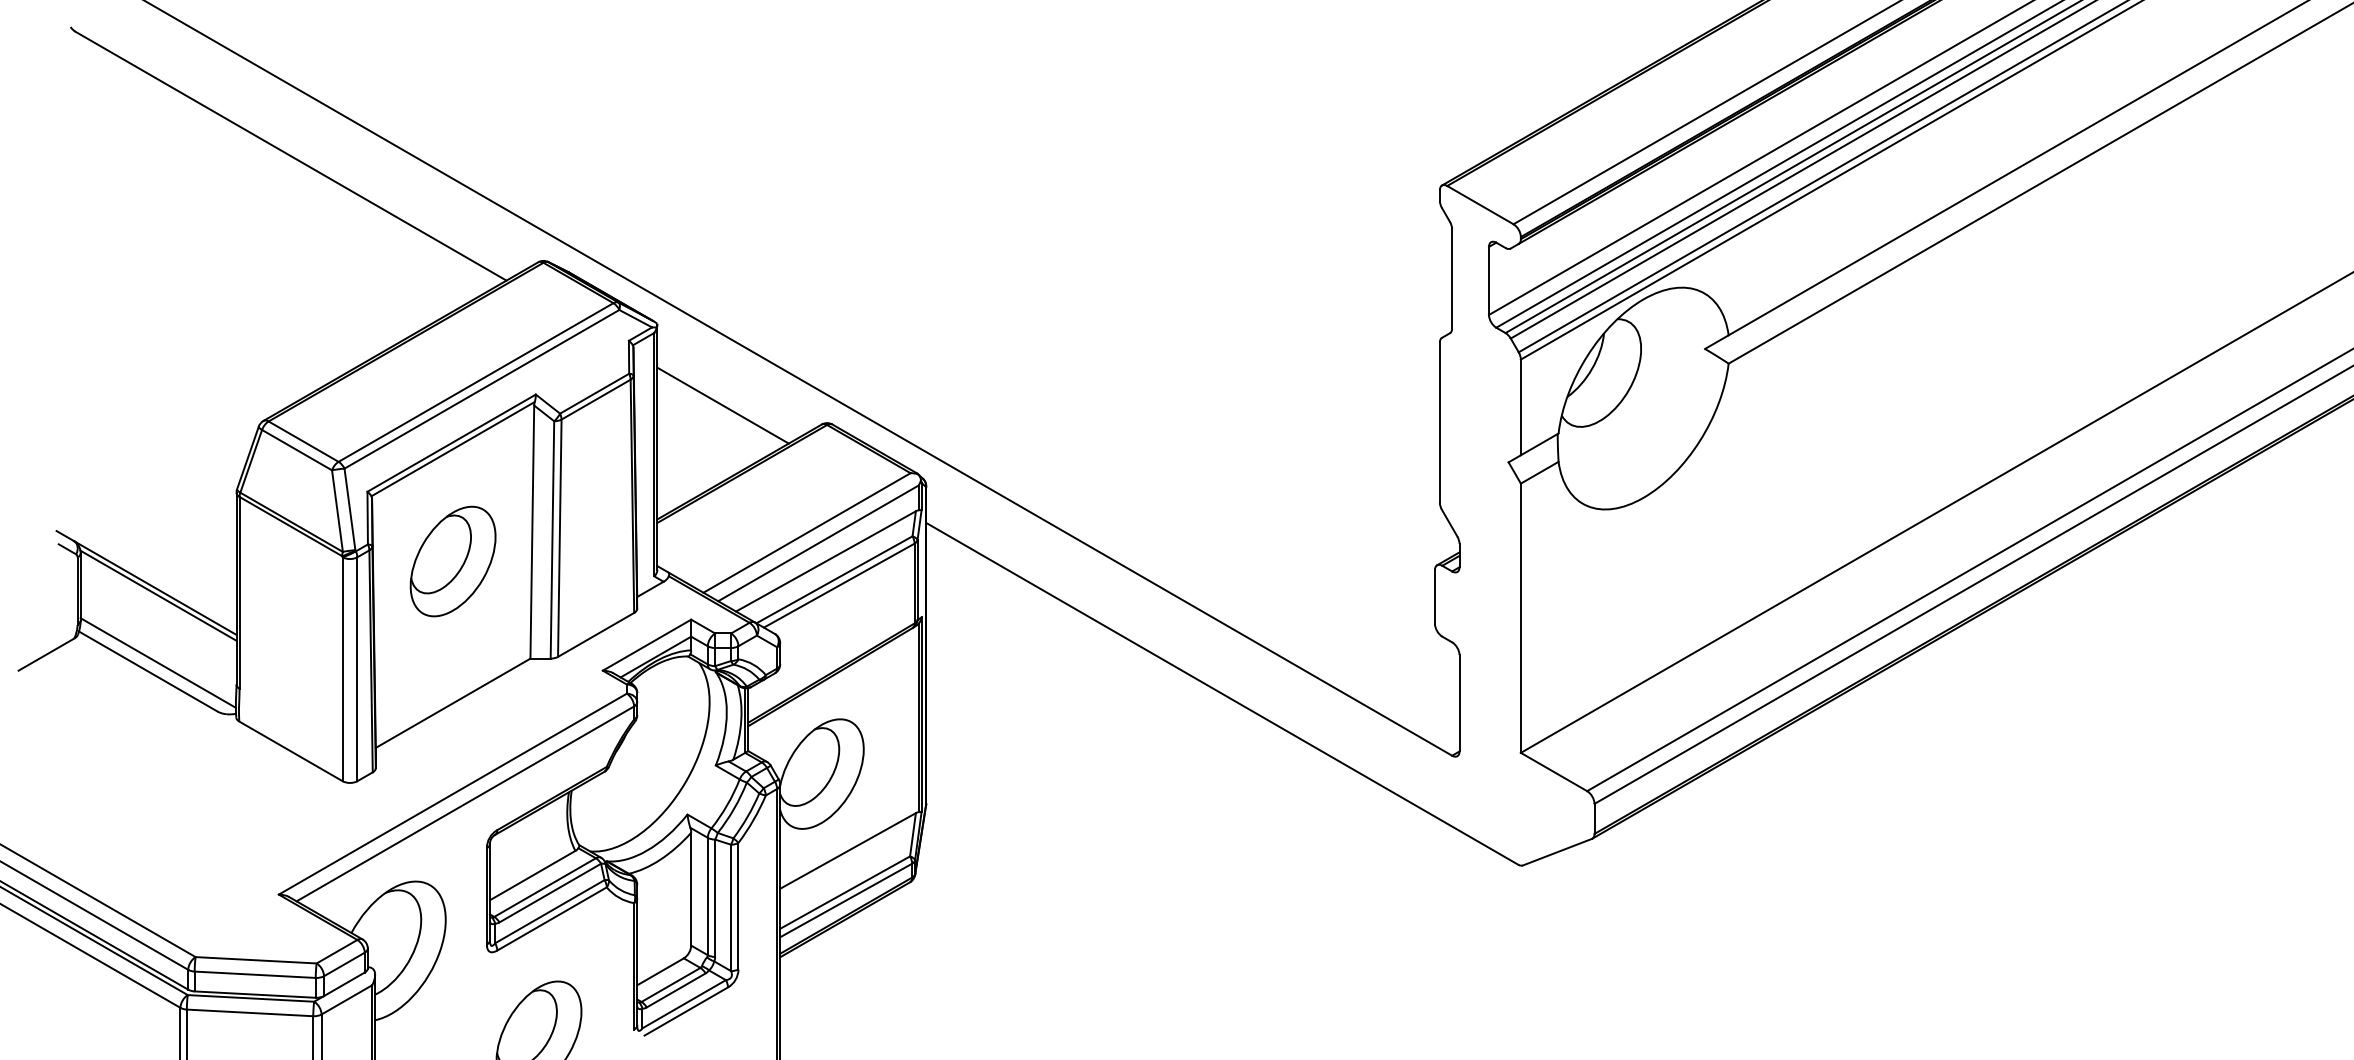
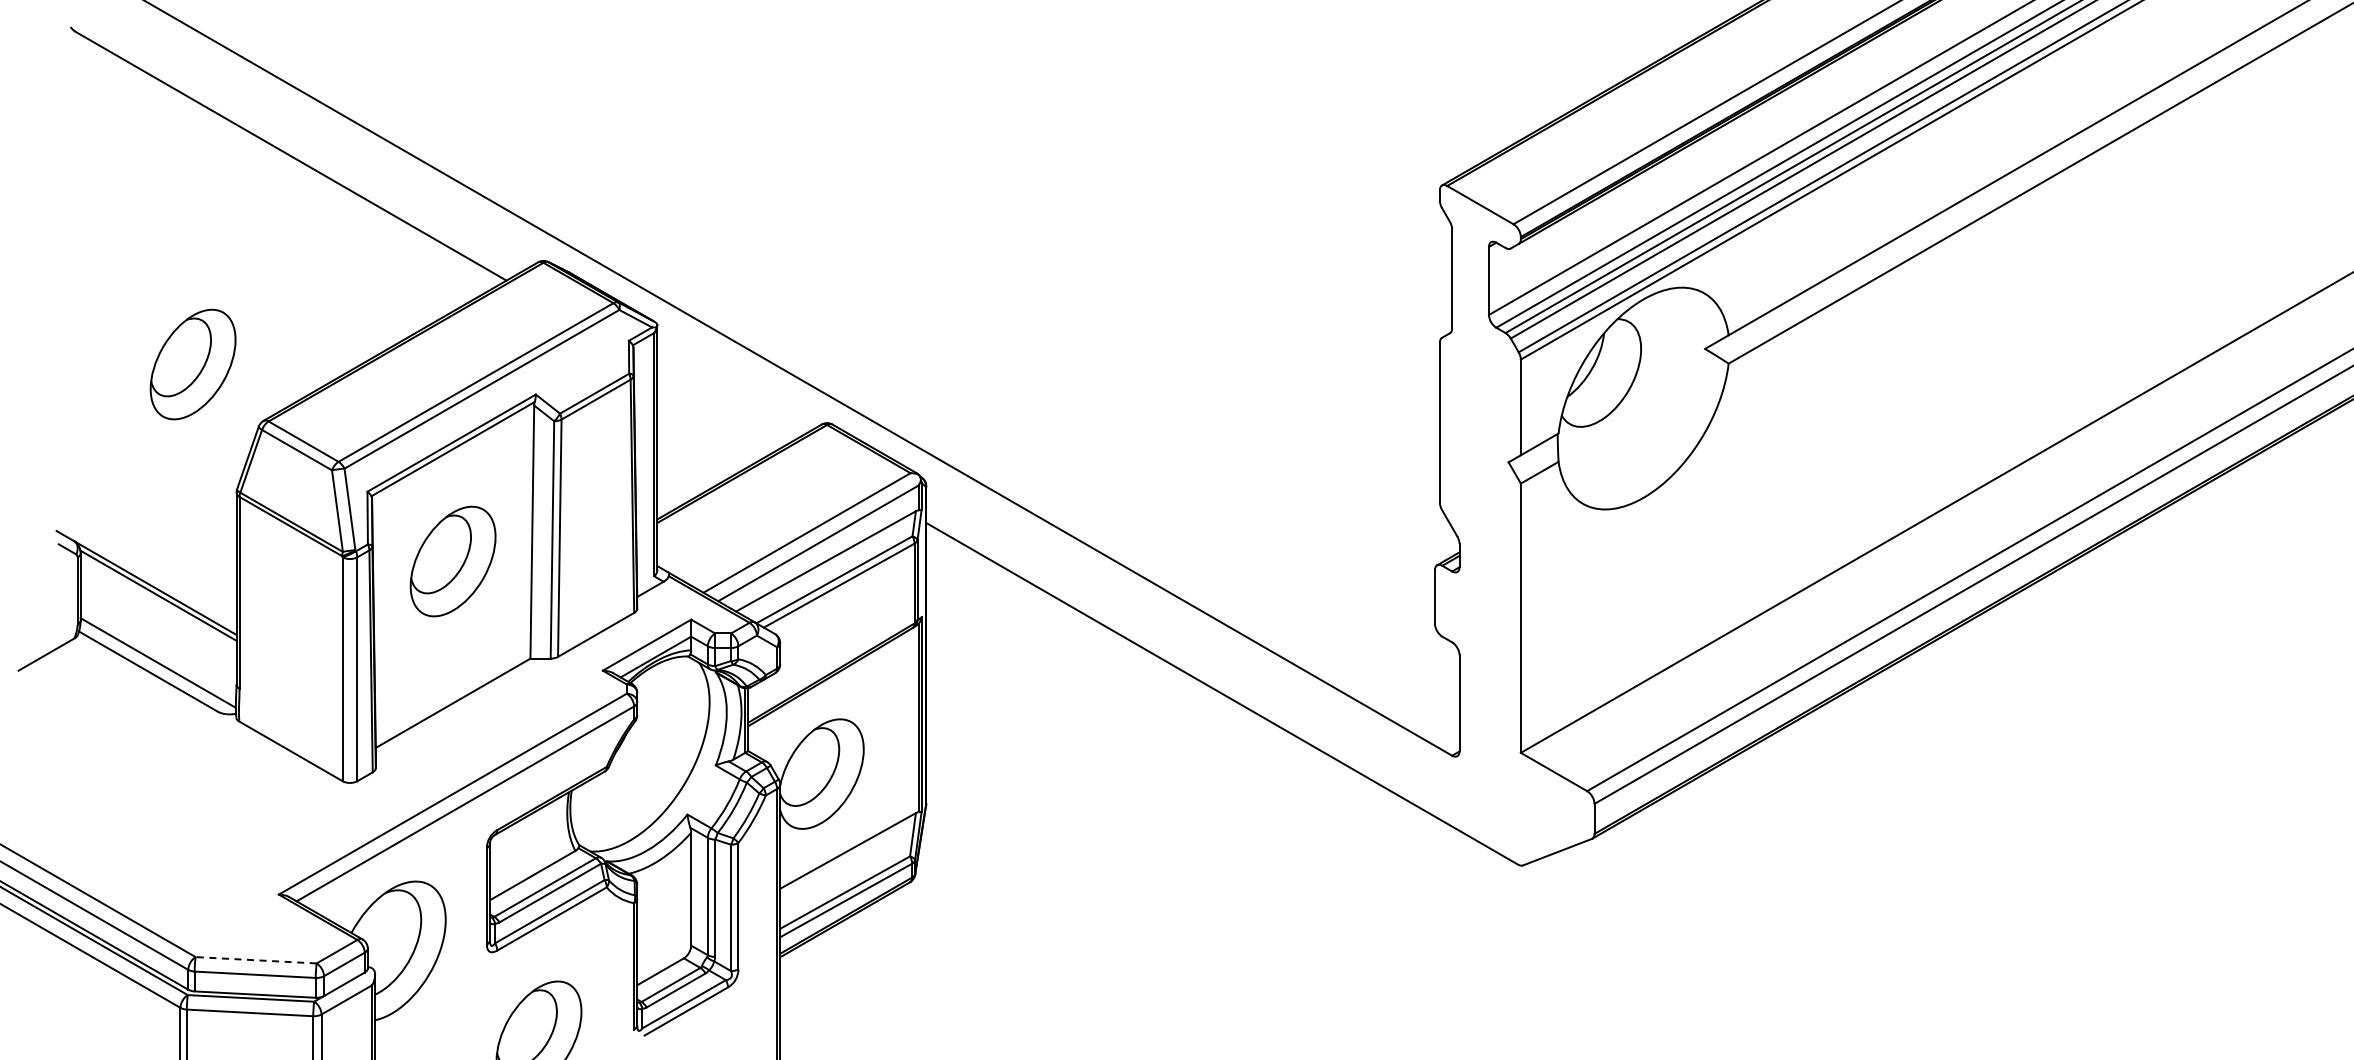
part: none -> present (192, 364)
line: present -> none (722, 405)
line: solid -> dashed (256, 960)
